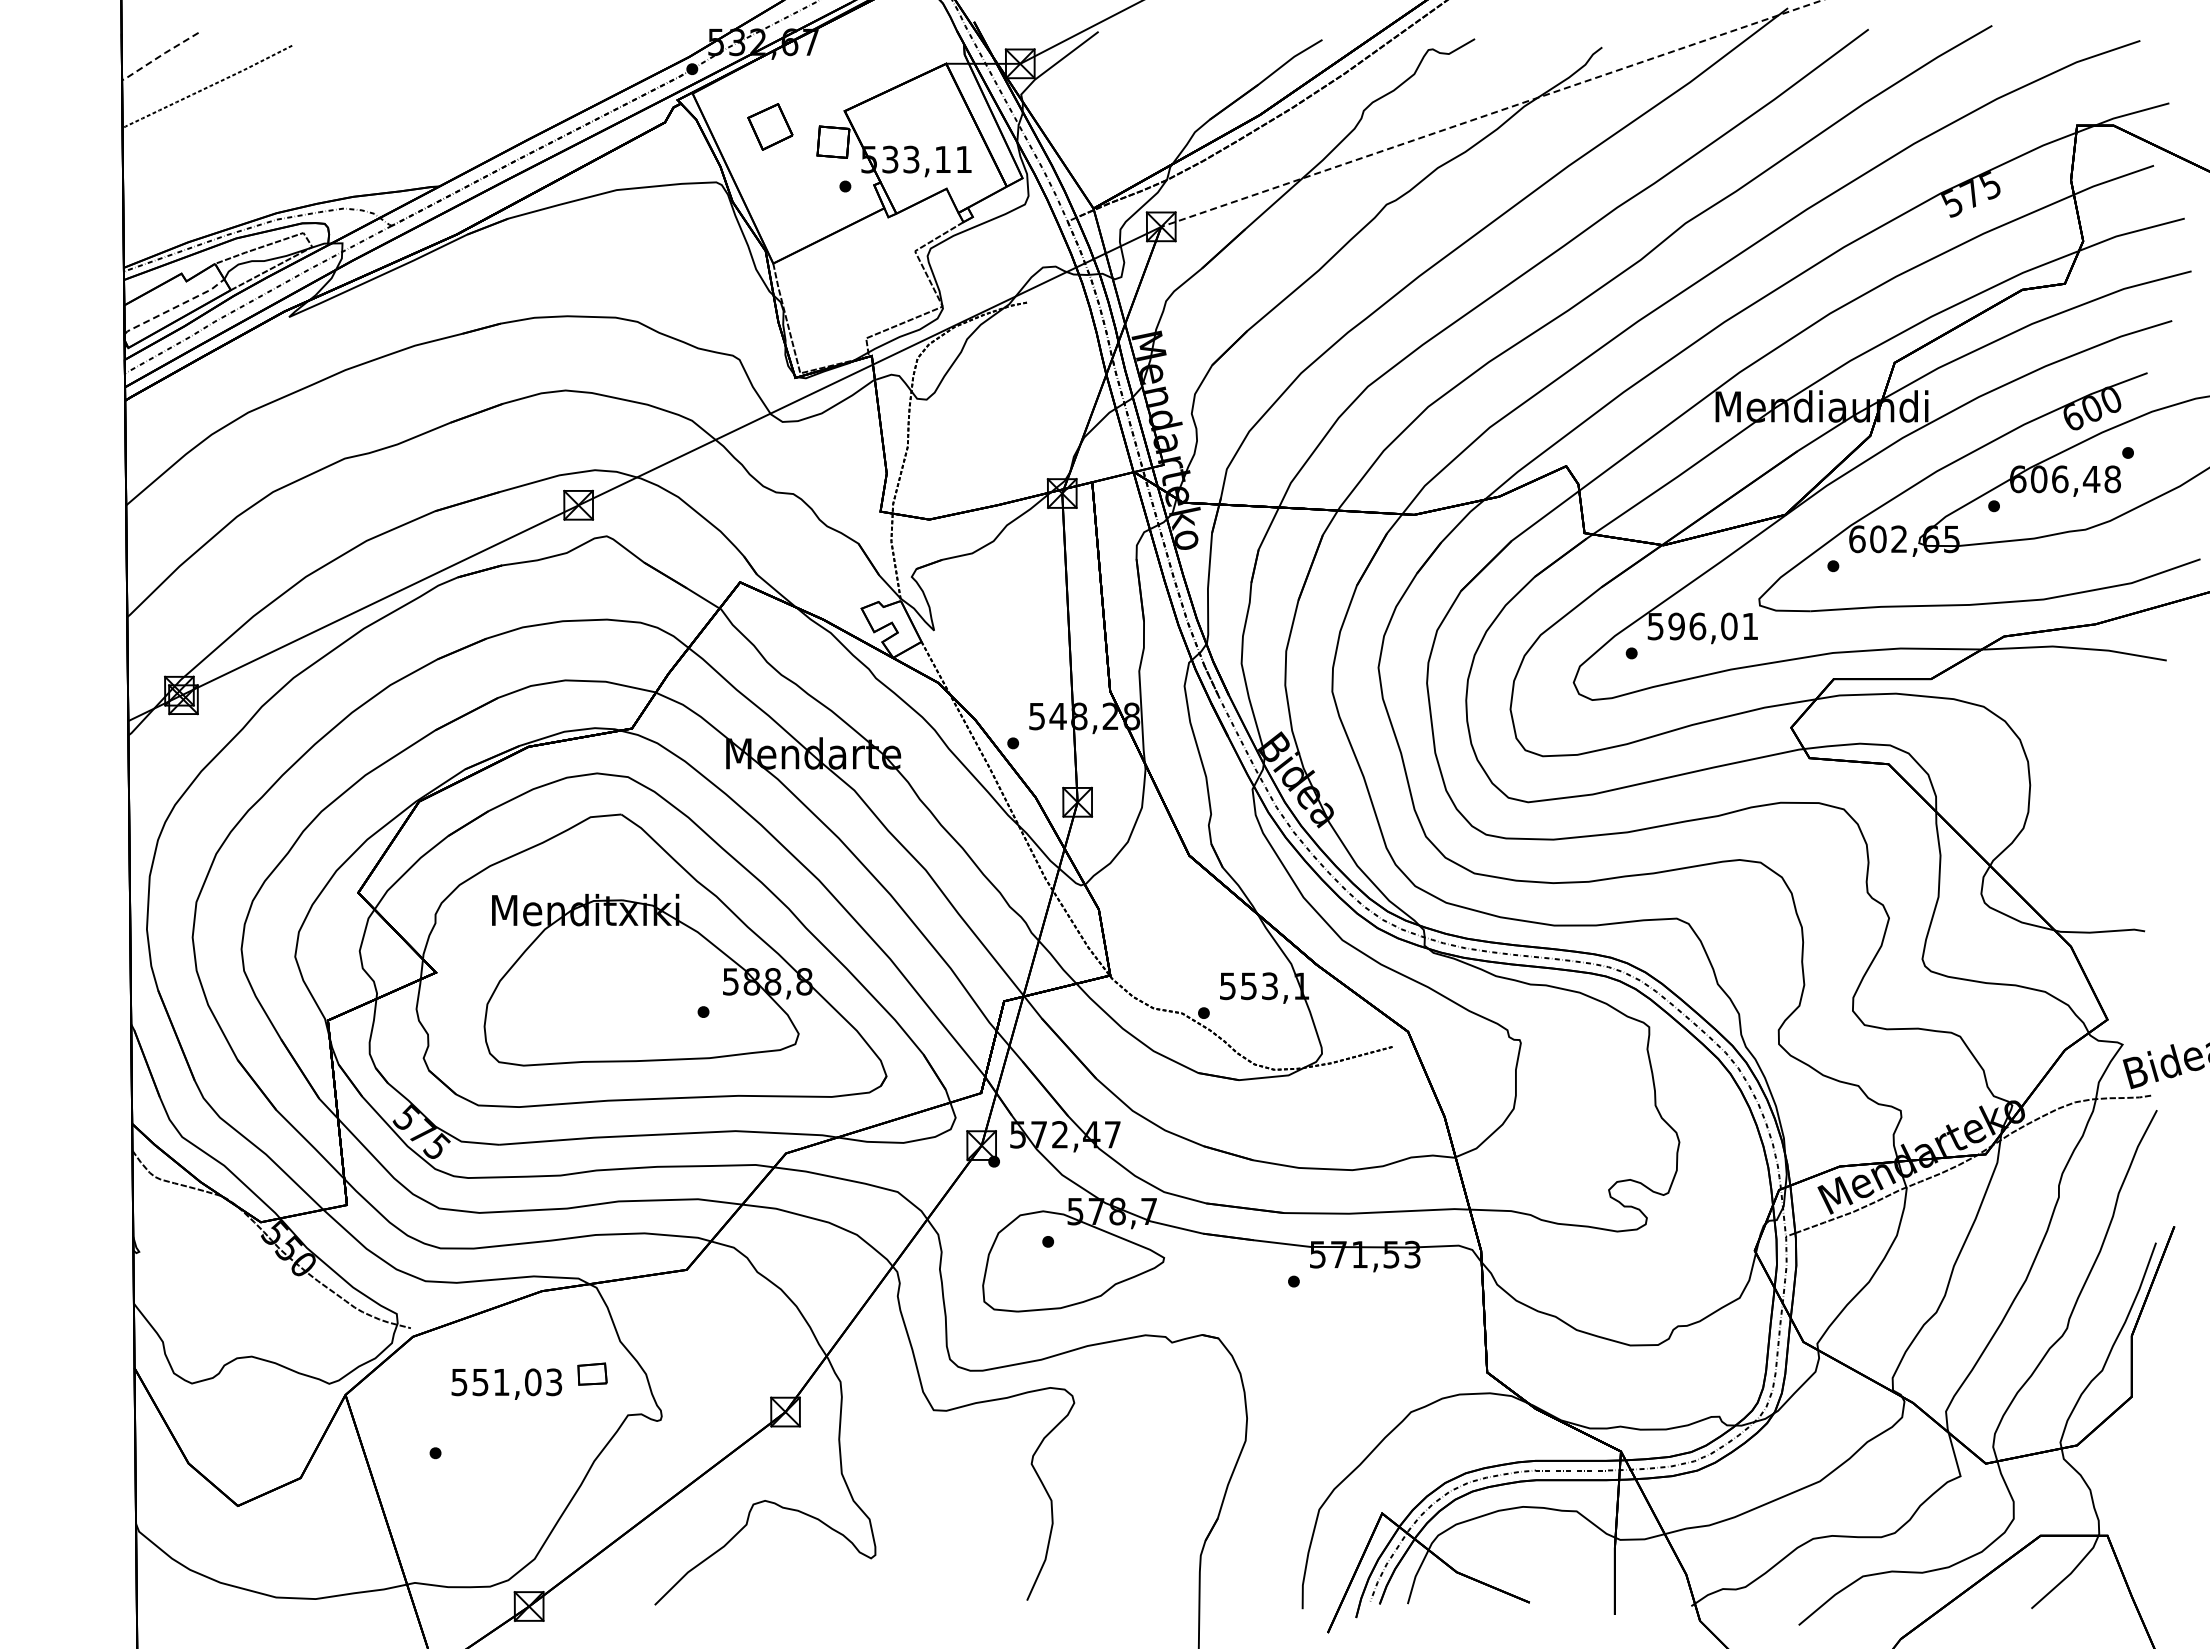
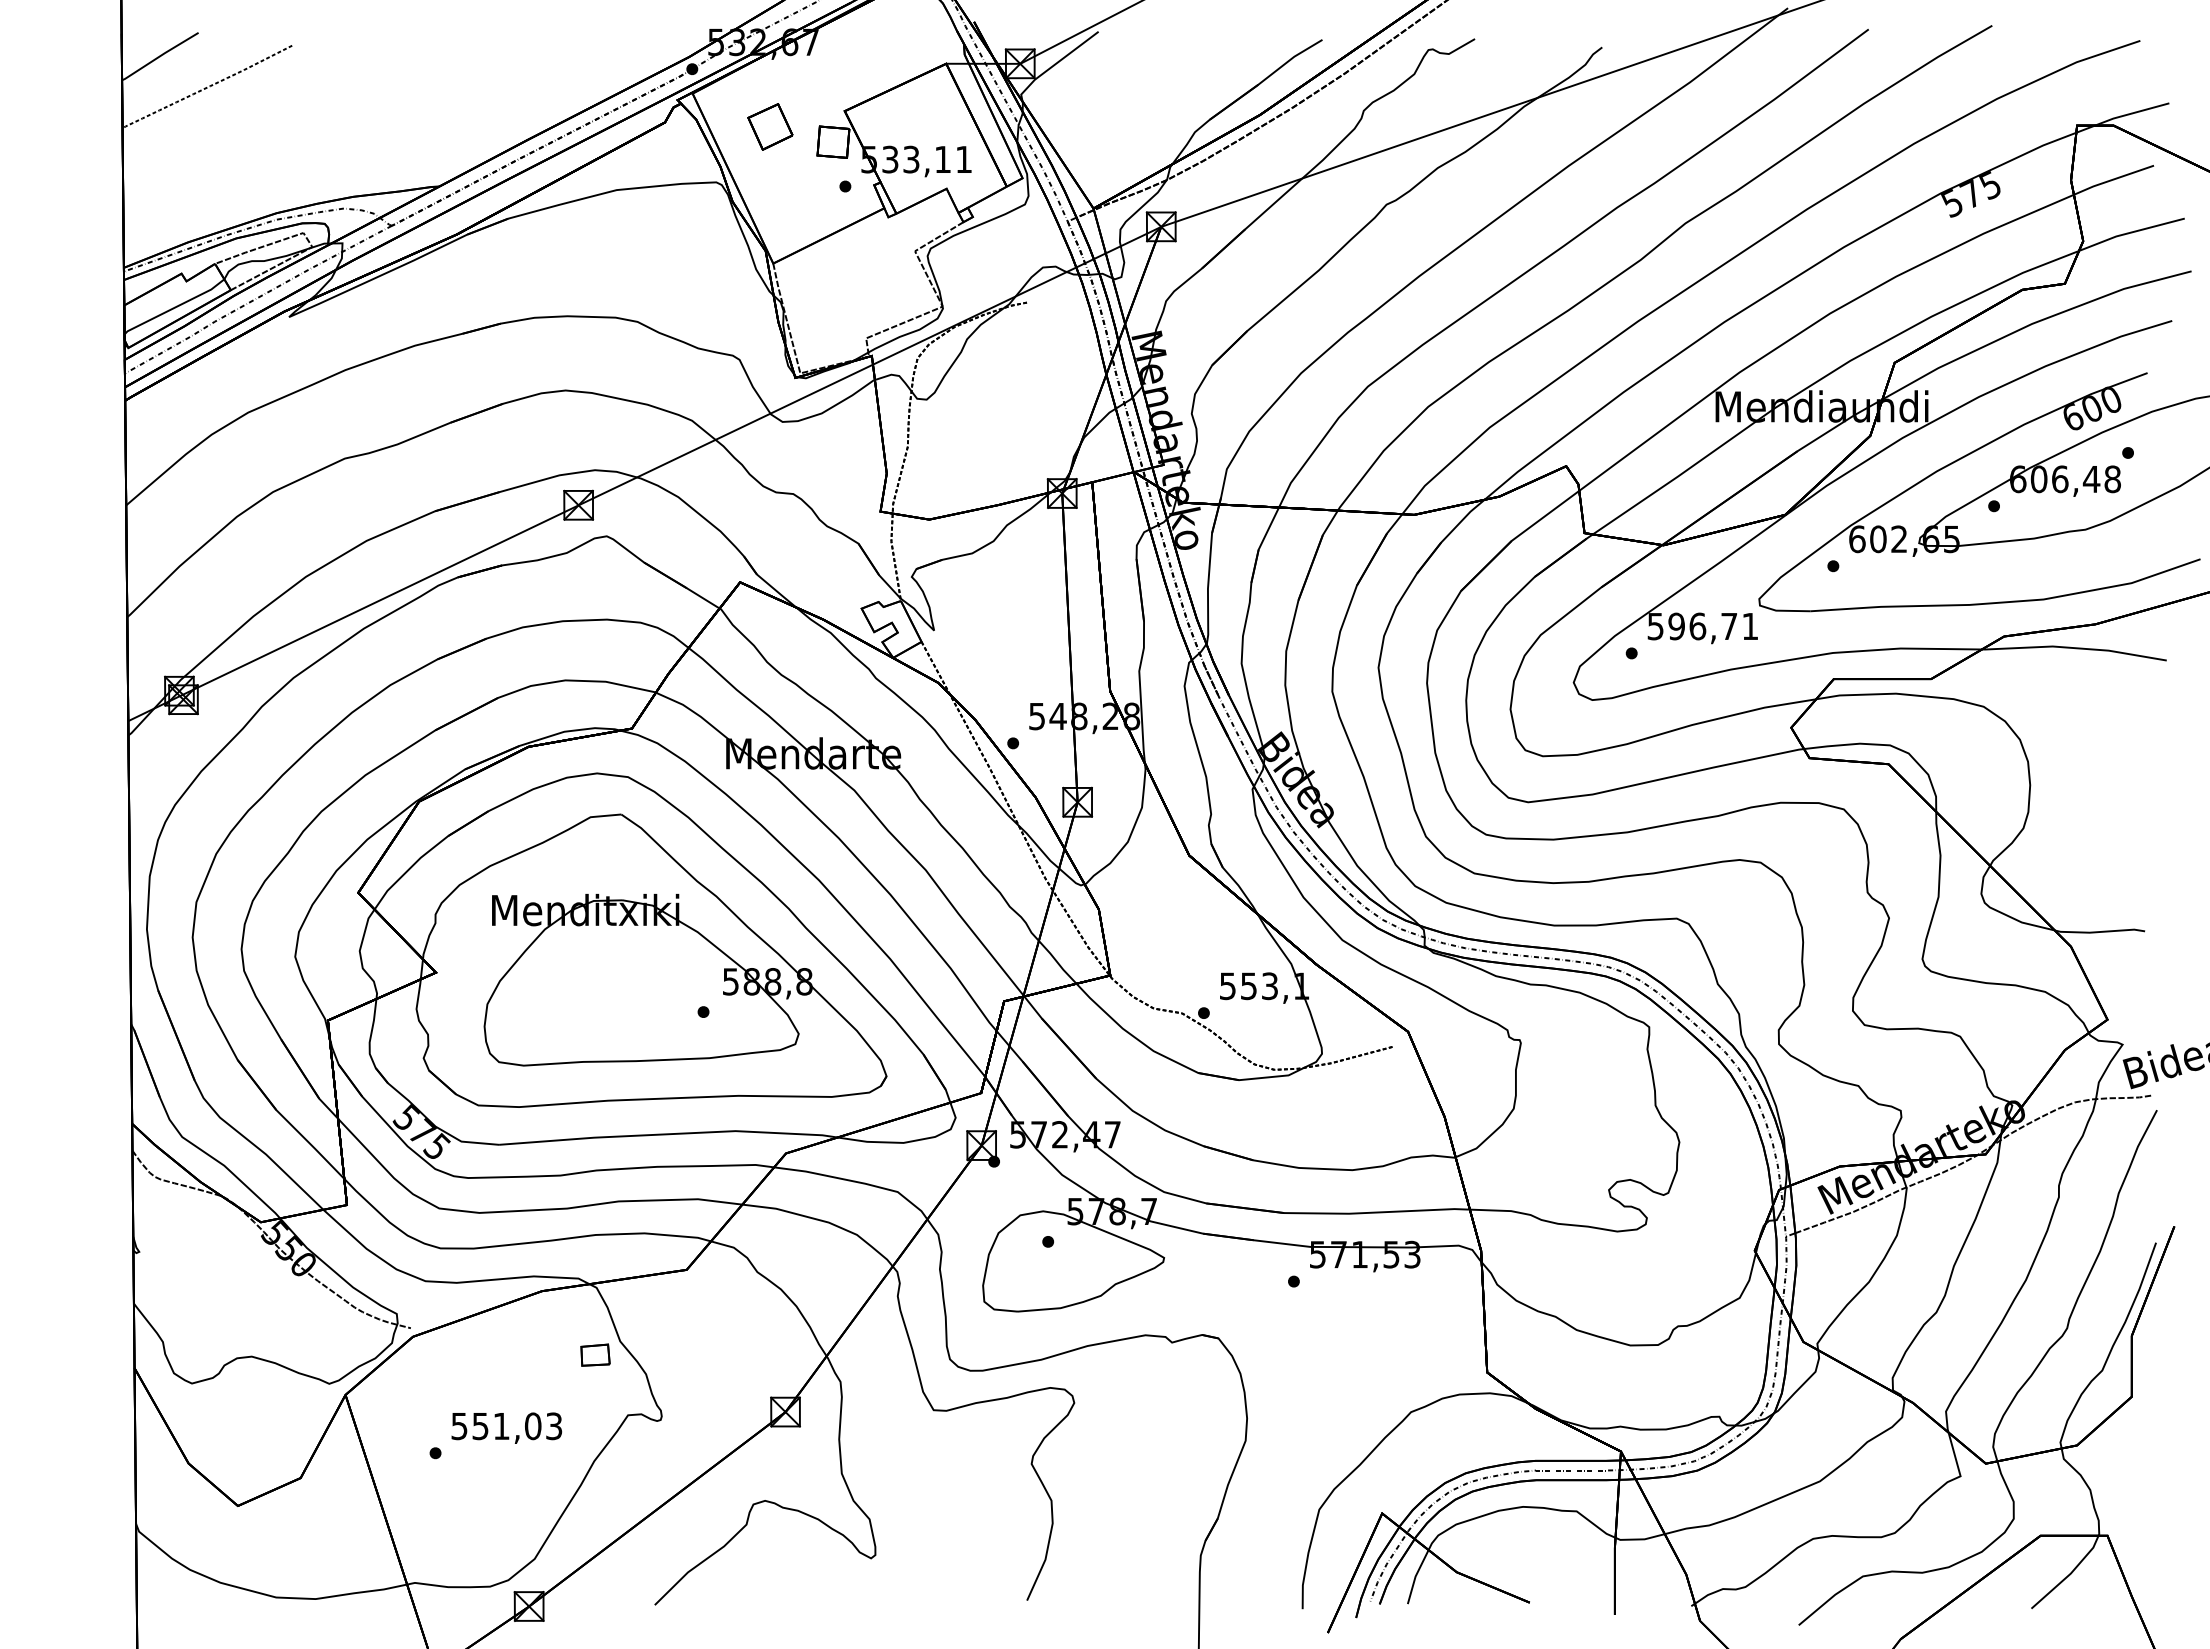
line: dashed -> solid (159, 56)
line: dashed -> solid (1492, 113)
line: dashed -> solid (174, 307)
text: 596,01 -> 596,71 (1729, 626)
part position: (592, 1373) -> (595, 1354) (595, 1354)
text position: (506, 1383) -> (506, 1427) (506, 1427)
